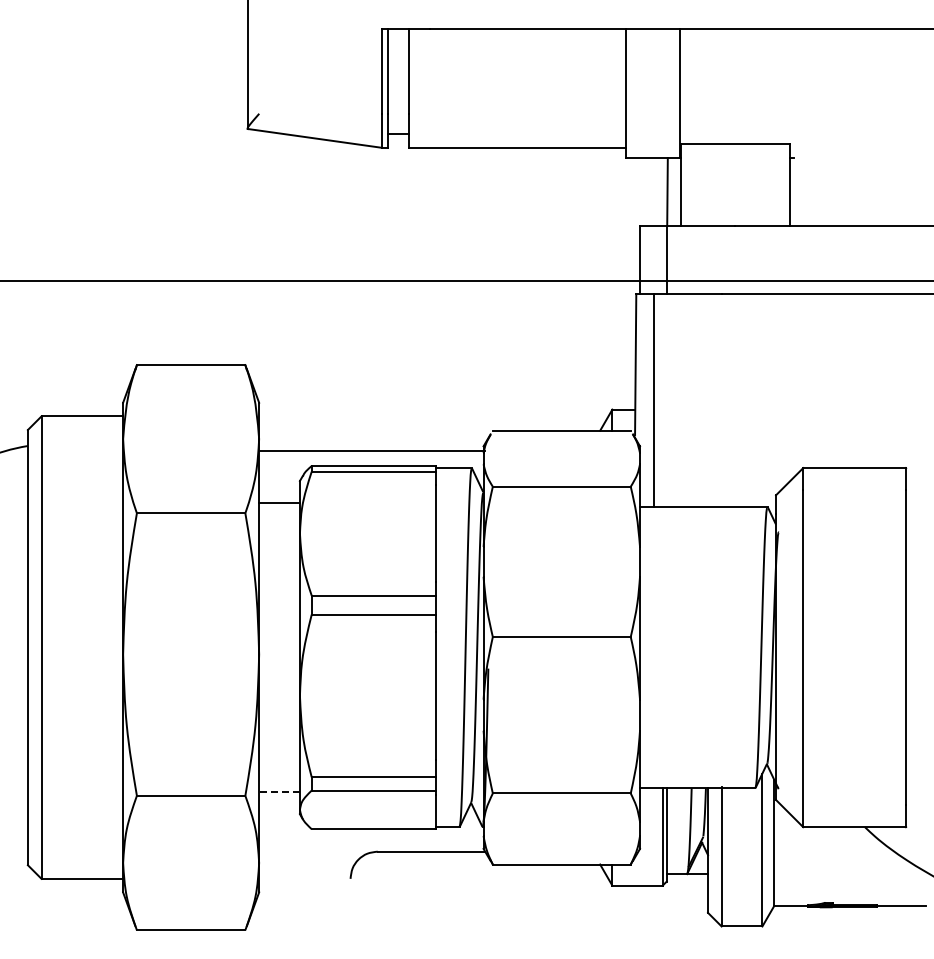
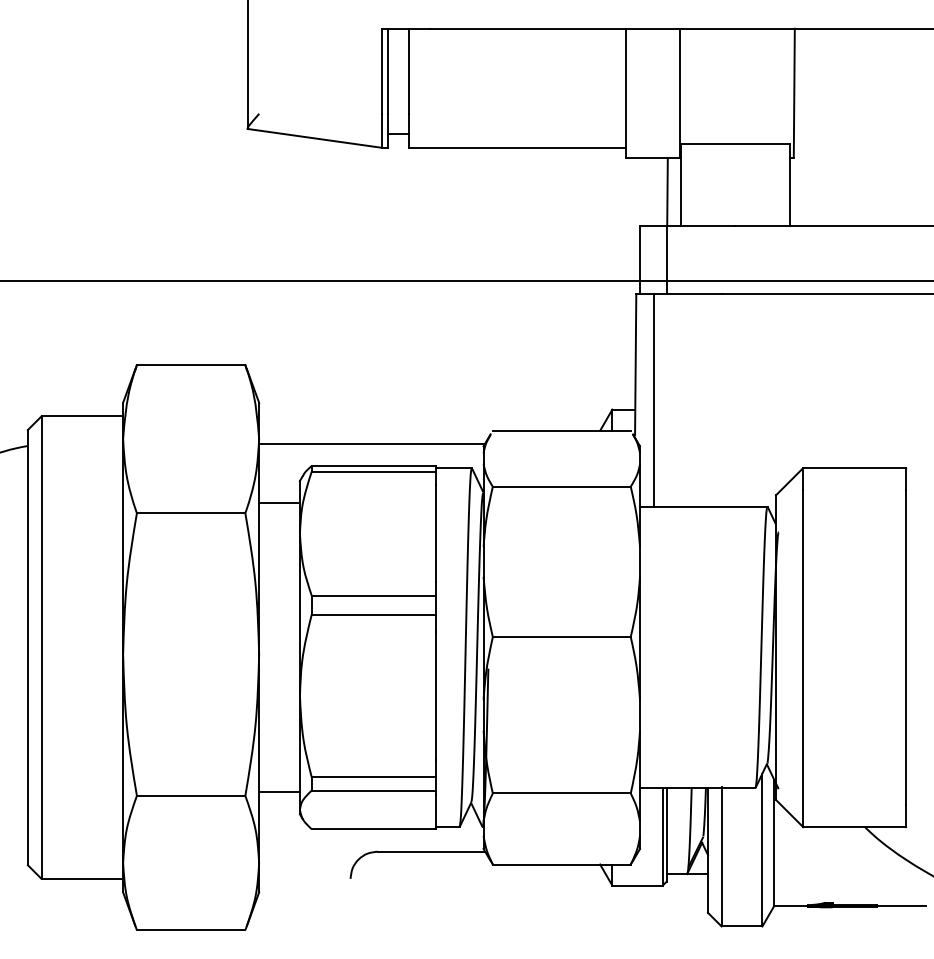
line: none -> present (793, 92)
line position: (372, 450) -> (372, 443) (372, 443)
line: dashed -> solid (279, 792)
